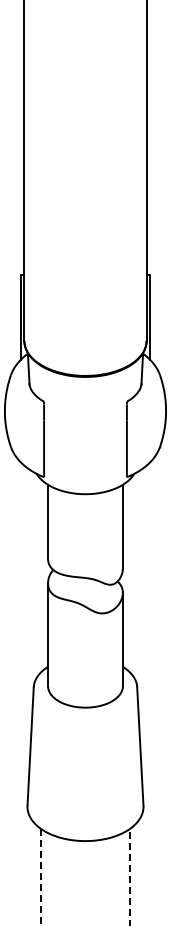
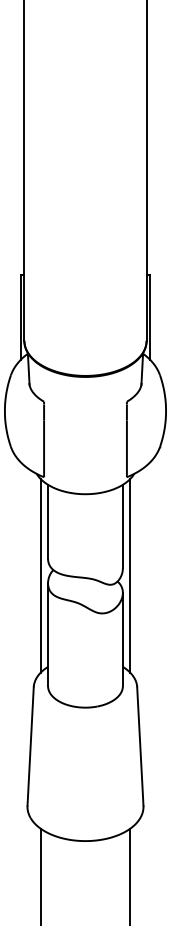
line: none -> present (40, 575)
line: none -> present (130, 575)
line: dashed -> solid (130, 876)
line: dashed -> solid (40, 877)
